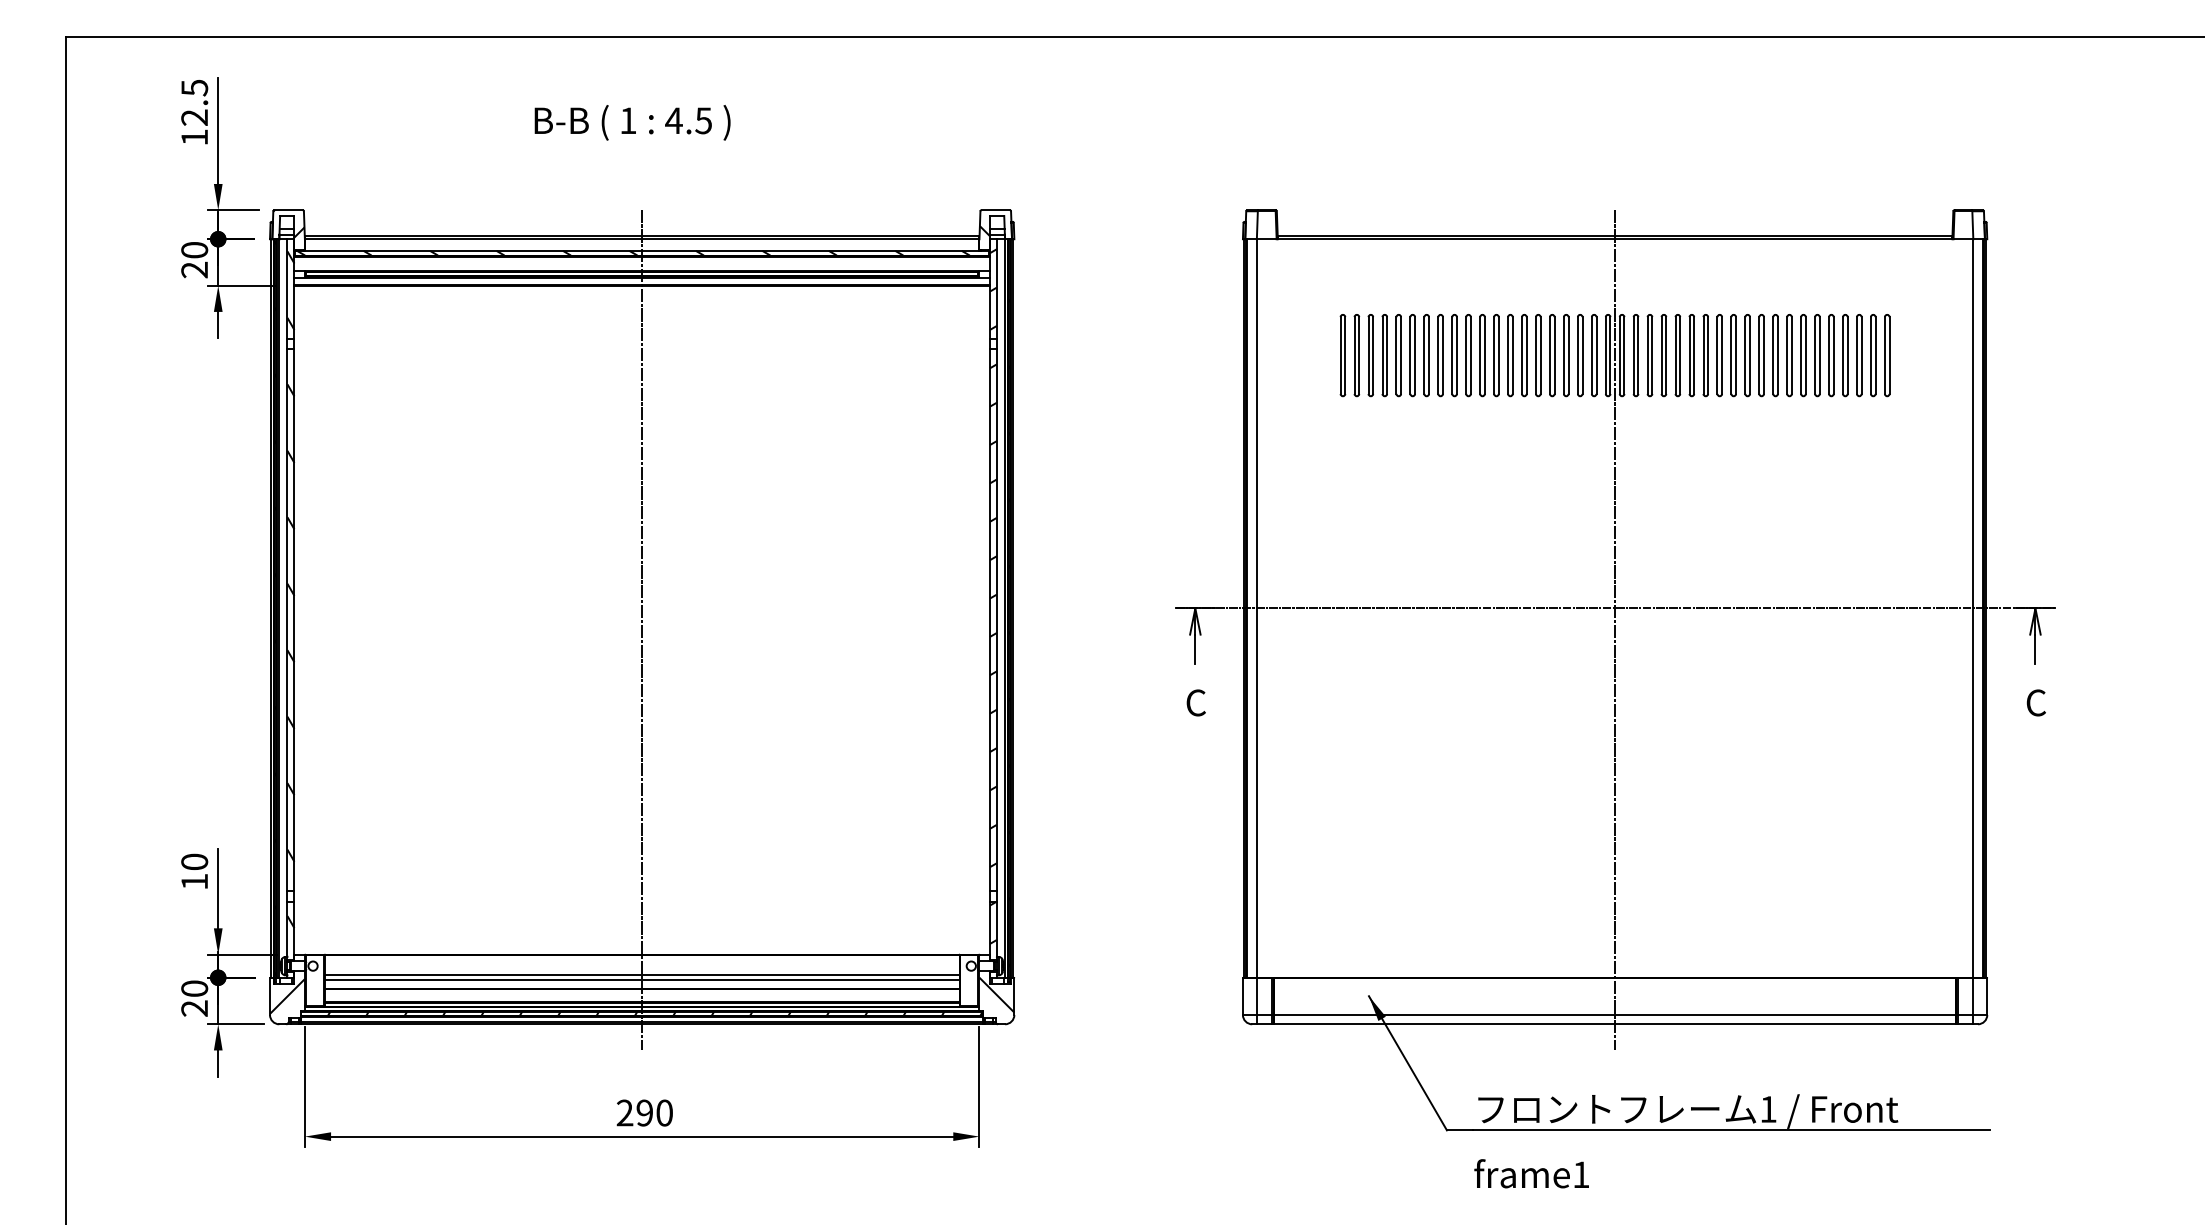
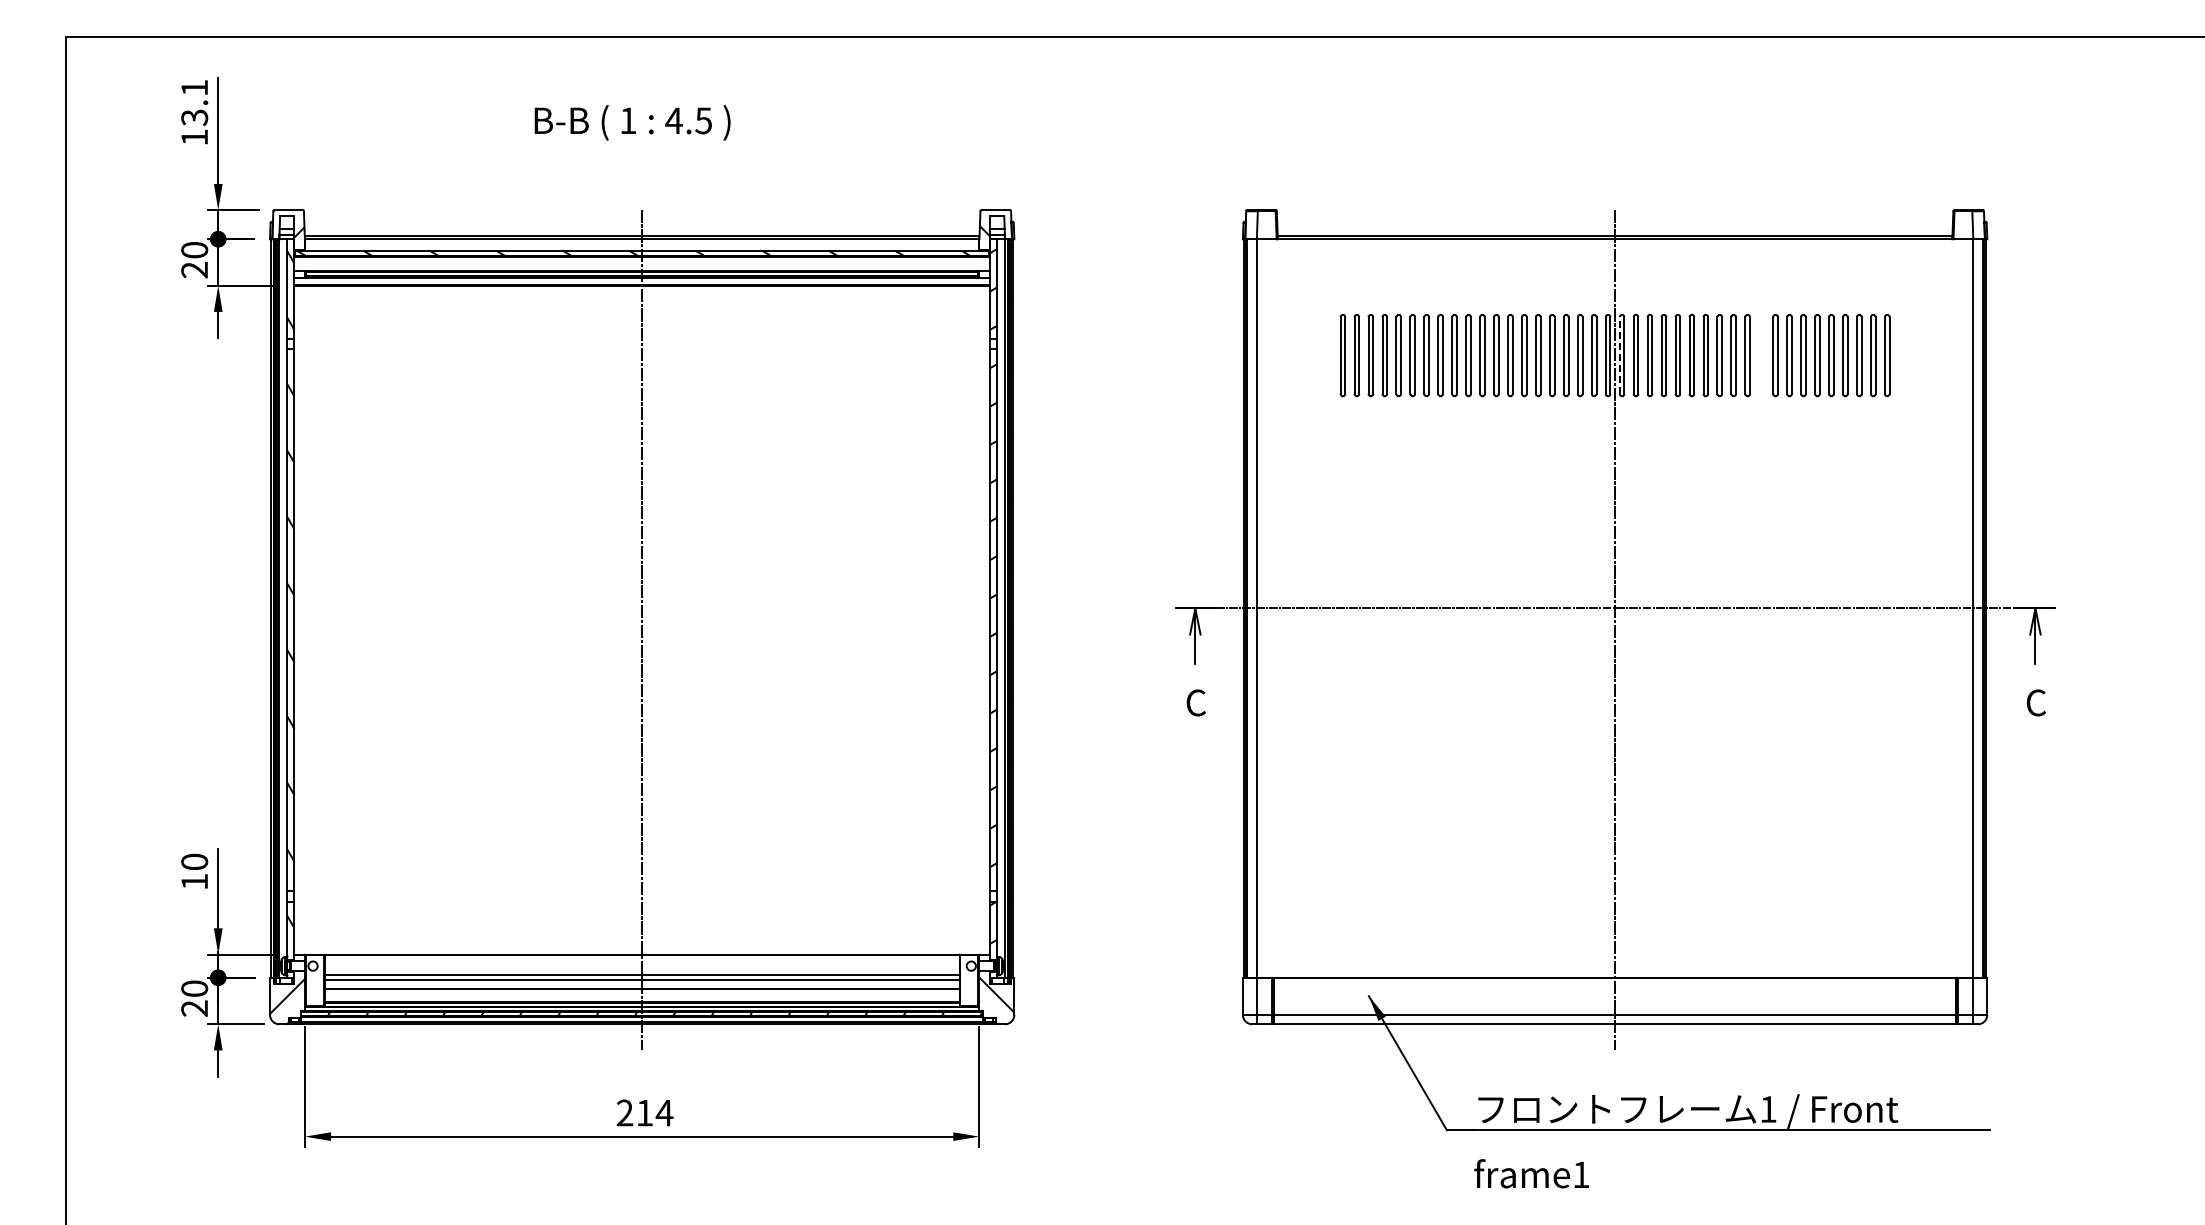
text: 12.5 -> 13.1 (194, 102)
line: solid -> dashed (1619, 355)
part: present -> none (1761, 355)
text: 290 -> 214 (654, 1112)
